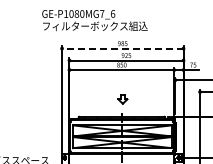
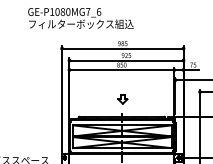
text position: (94, 20) -> (80, 18) (80, 18)
line: dashed -> solid (122, 48)
